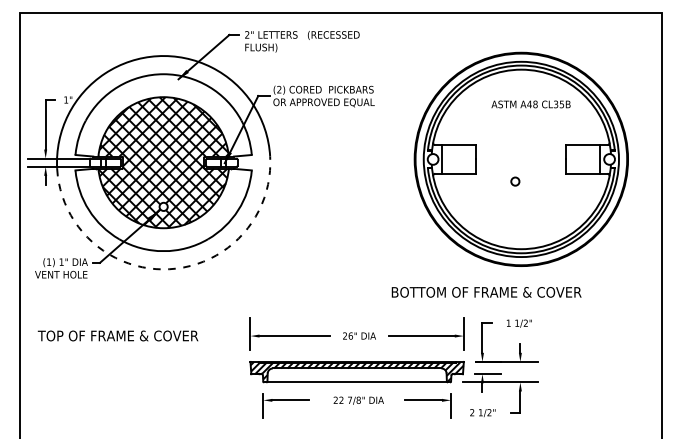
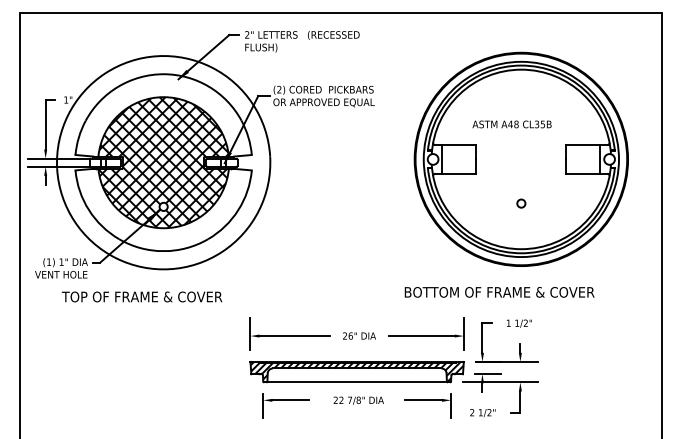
text position: (530, 104) -> (511, 124) (511, 124)
circle position: (515, 181) -> (521, 203) (521, 203)
arc: dashed -> solid (169, 269)
text position: (486, 292) -> (499, 292) (499, 292)
text position: (117, 335) -> (141, 296) (141, 296)
